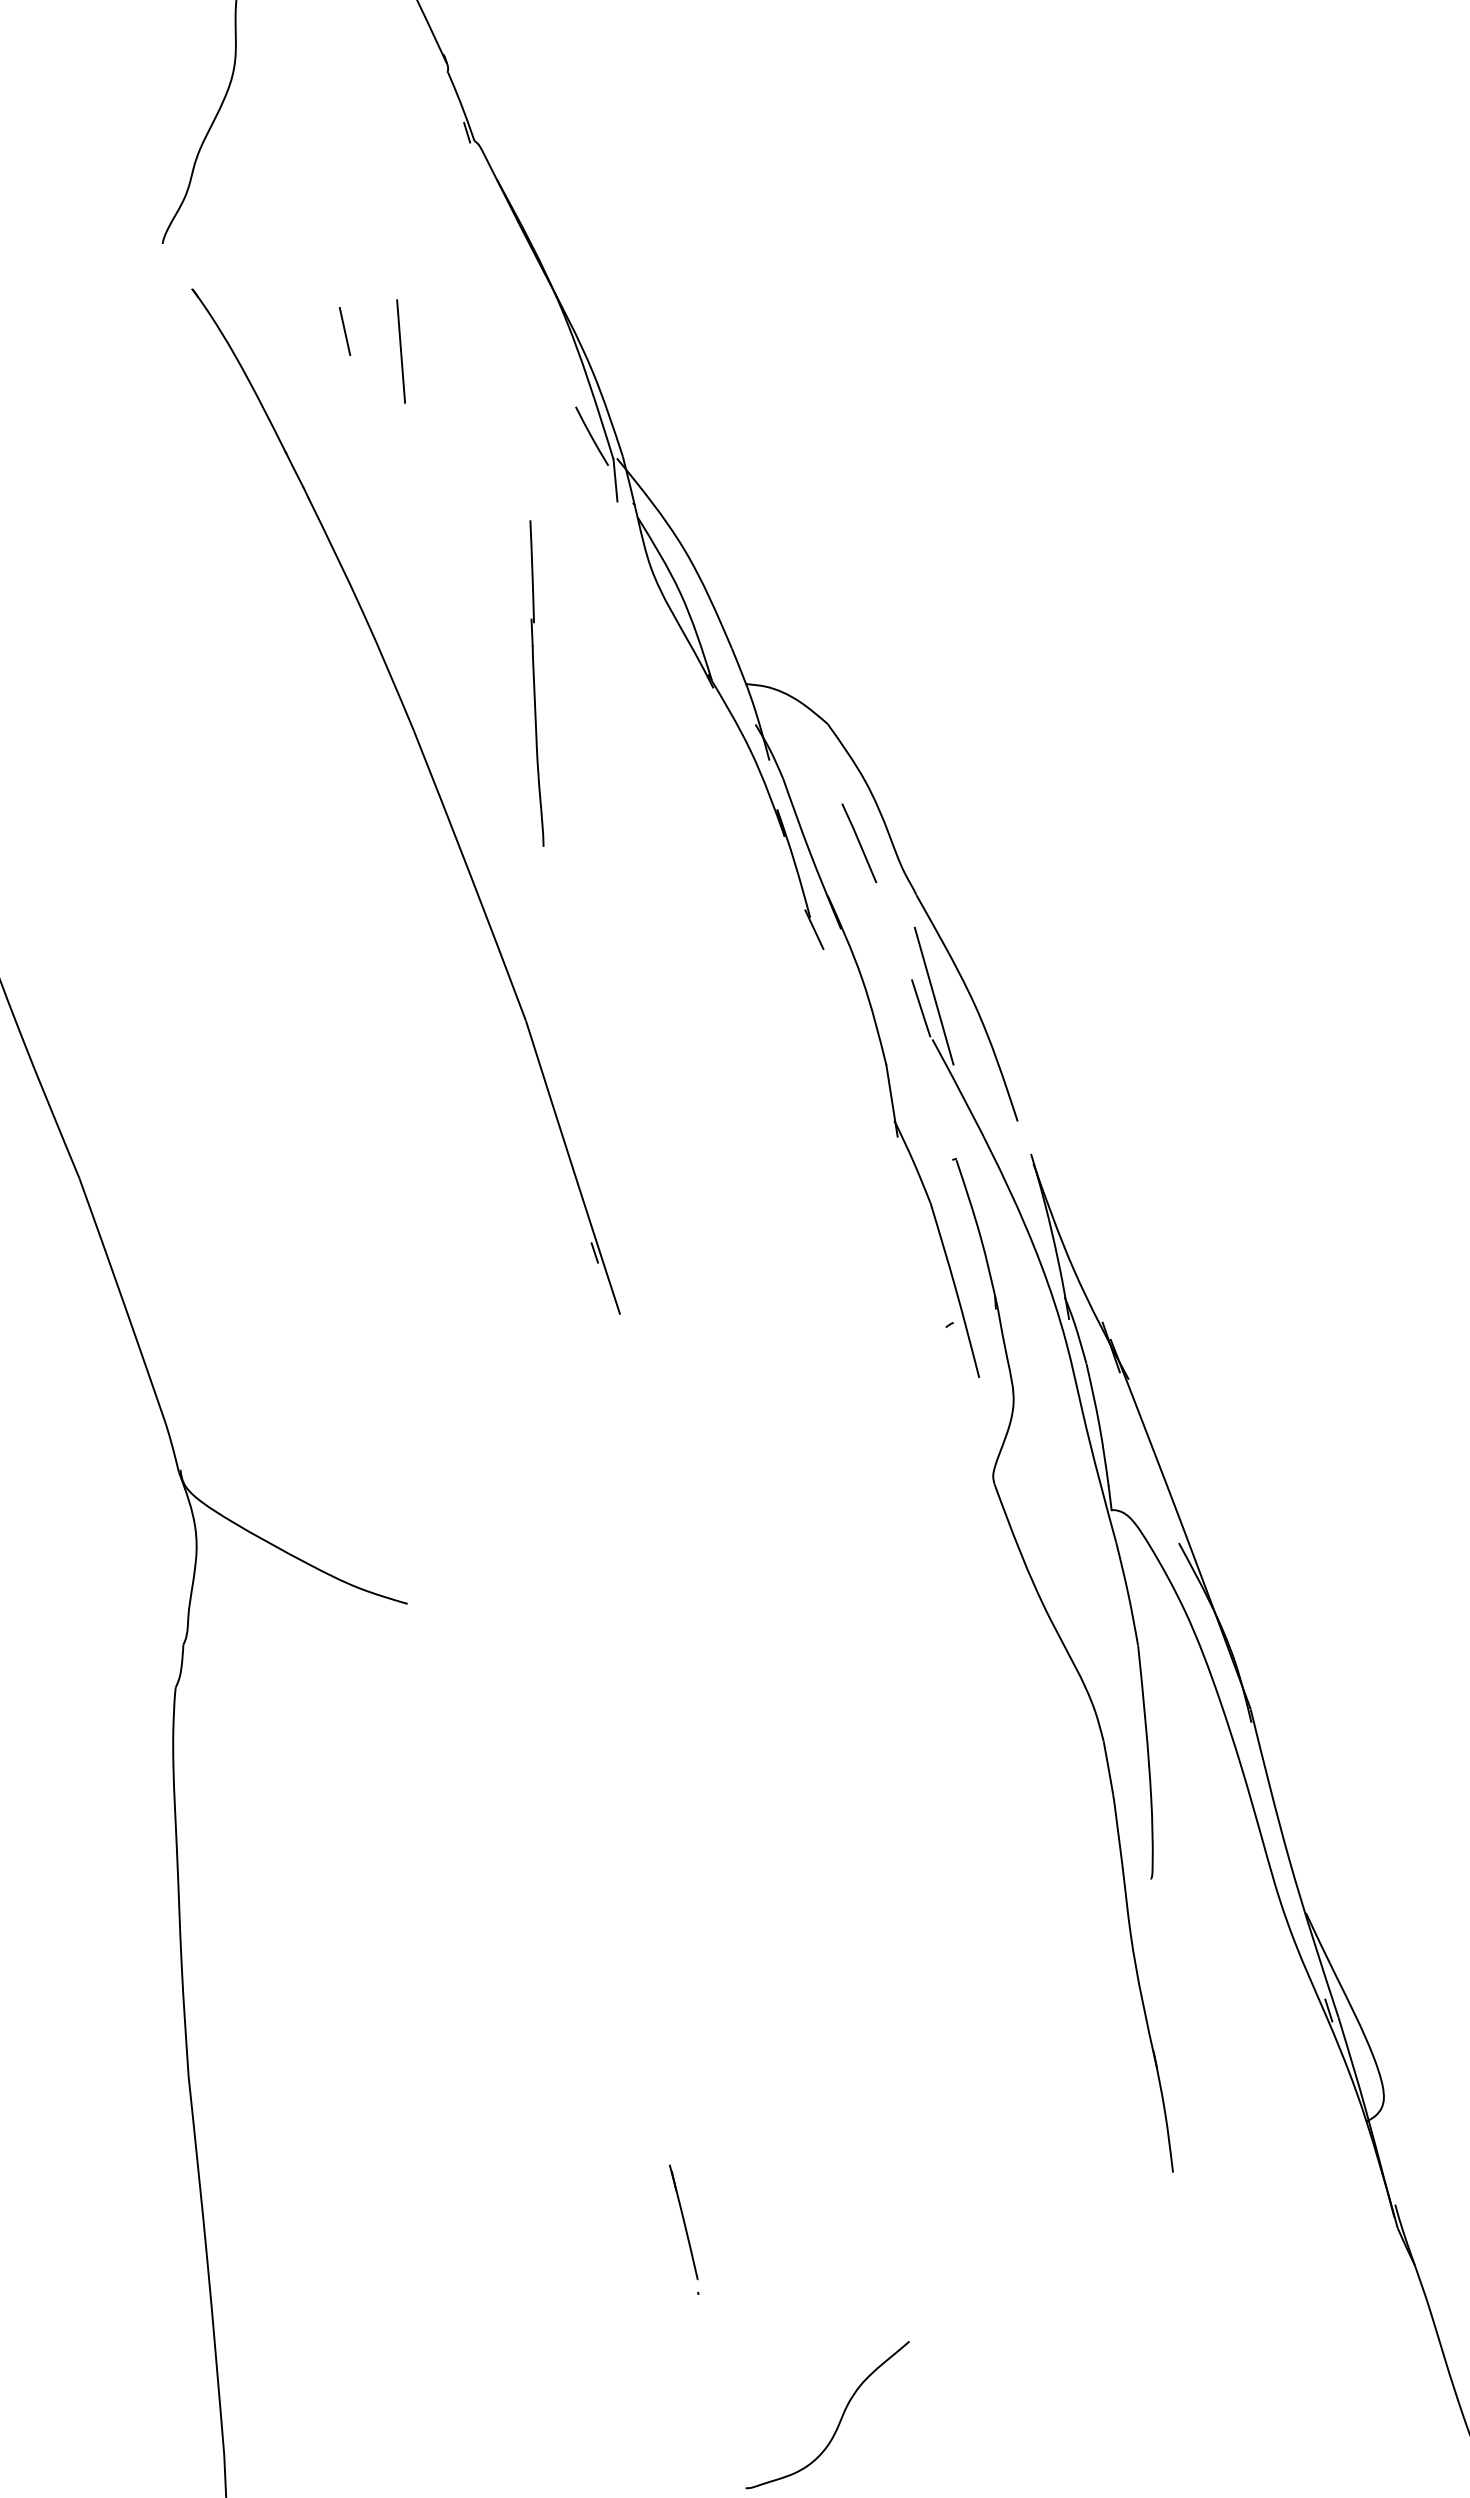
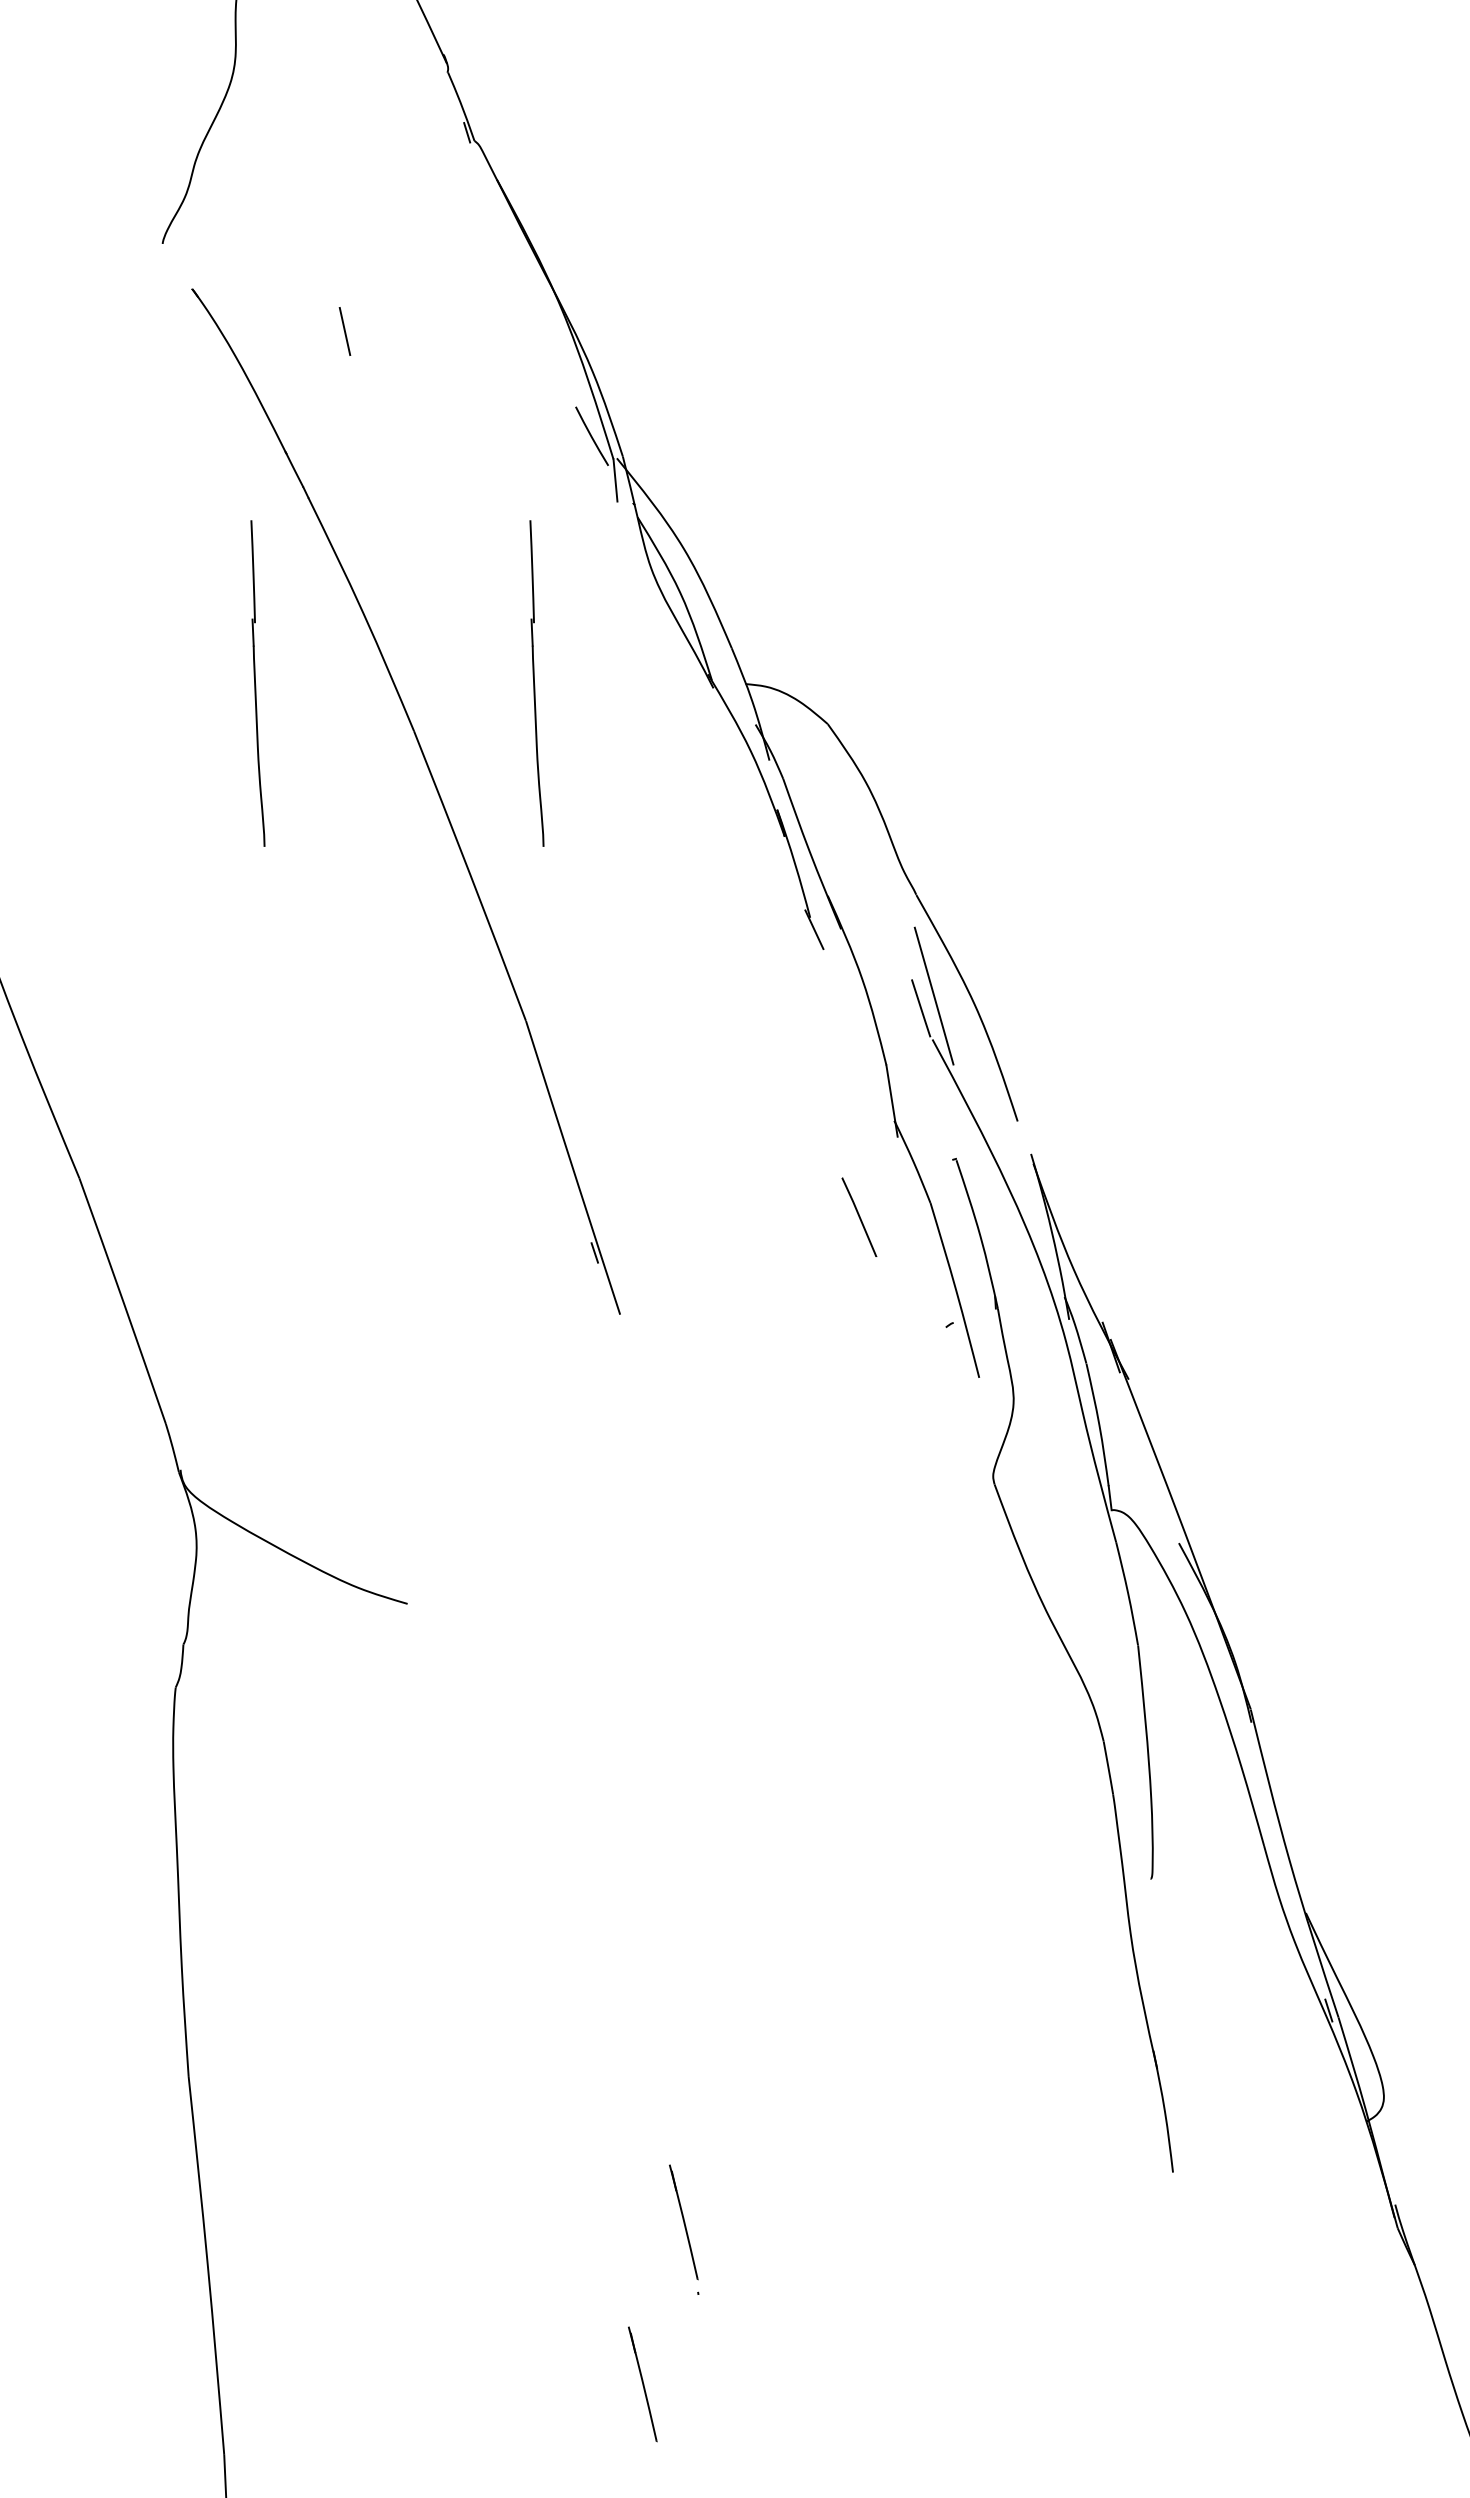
line: present -> none (401, 351)
part: none -> present (257, 683)
line position: (859, 842) -> (859, 1216) (859, 1216)
line: none -> present (642, 2384)
curve: present -> none (839, 2420)
